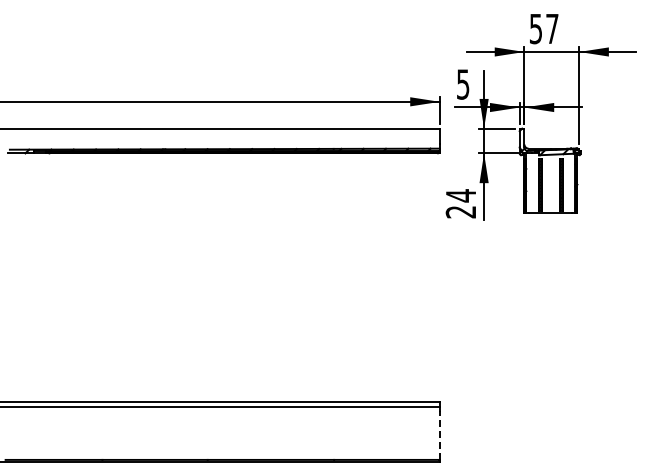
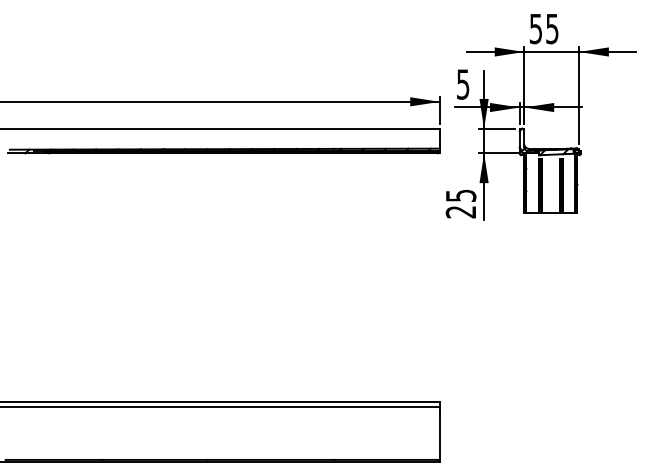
text: 57 -> 55 (552, 29)
text: 24 -> 25 (461, 195)
line: dashed -> solid (439, 435)
